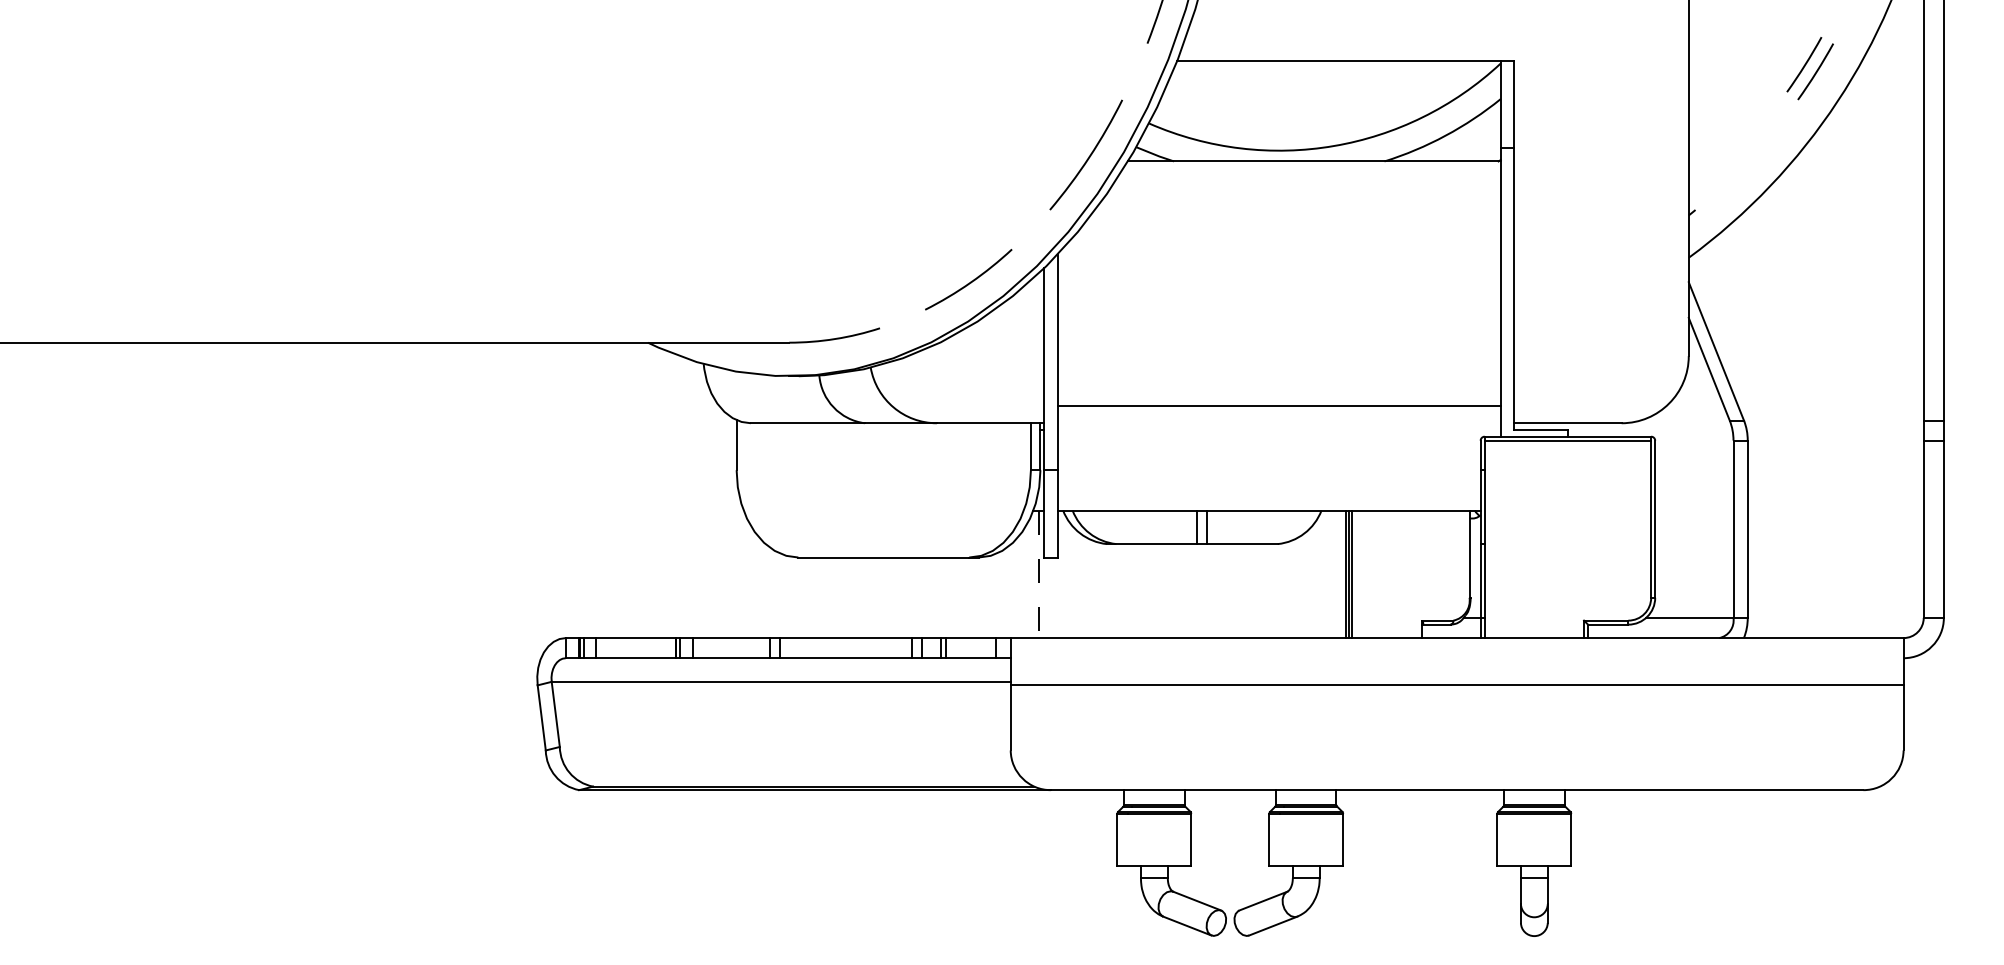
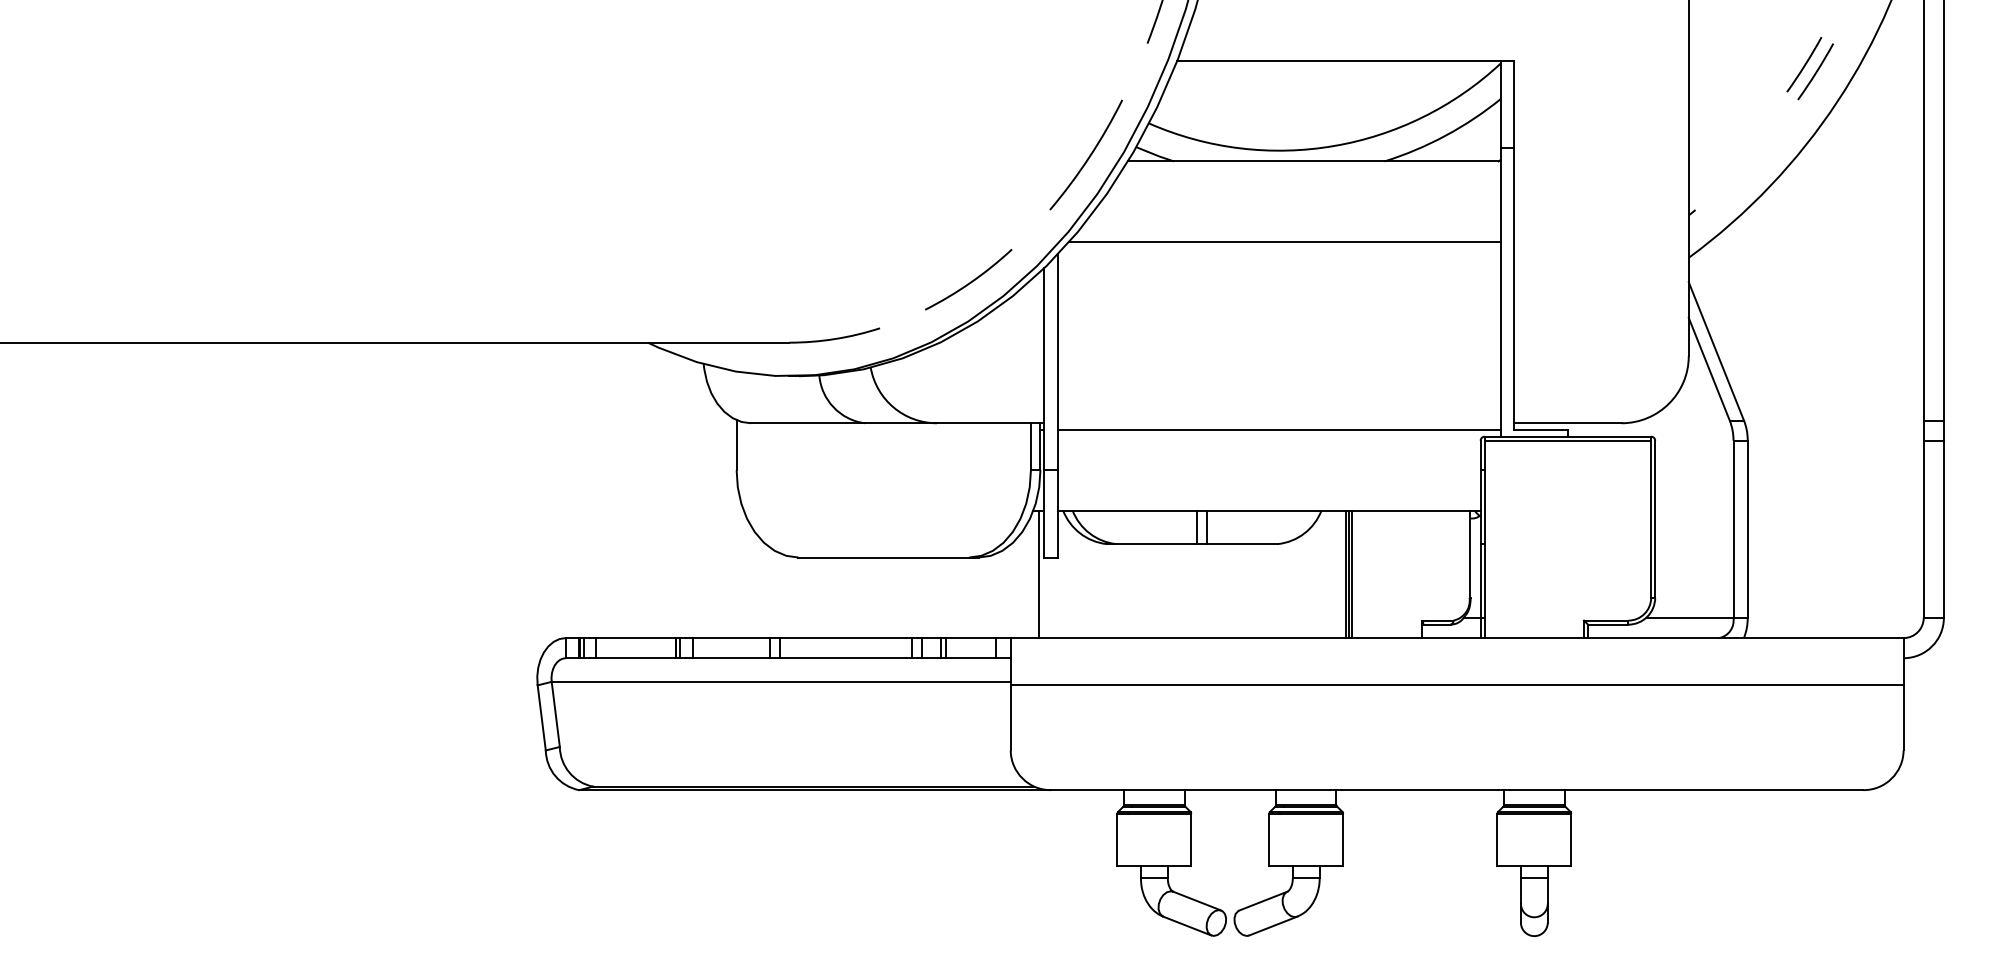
line: none -> present (1284, 242)
line position: (1278, 405) -> (1278, 429) (1278, 429)
line: dashed -> solid (1038, 574)
